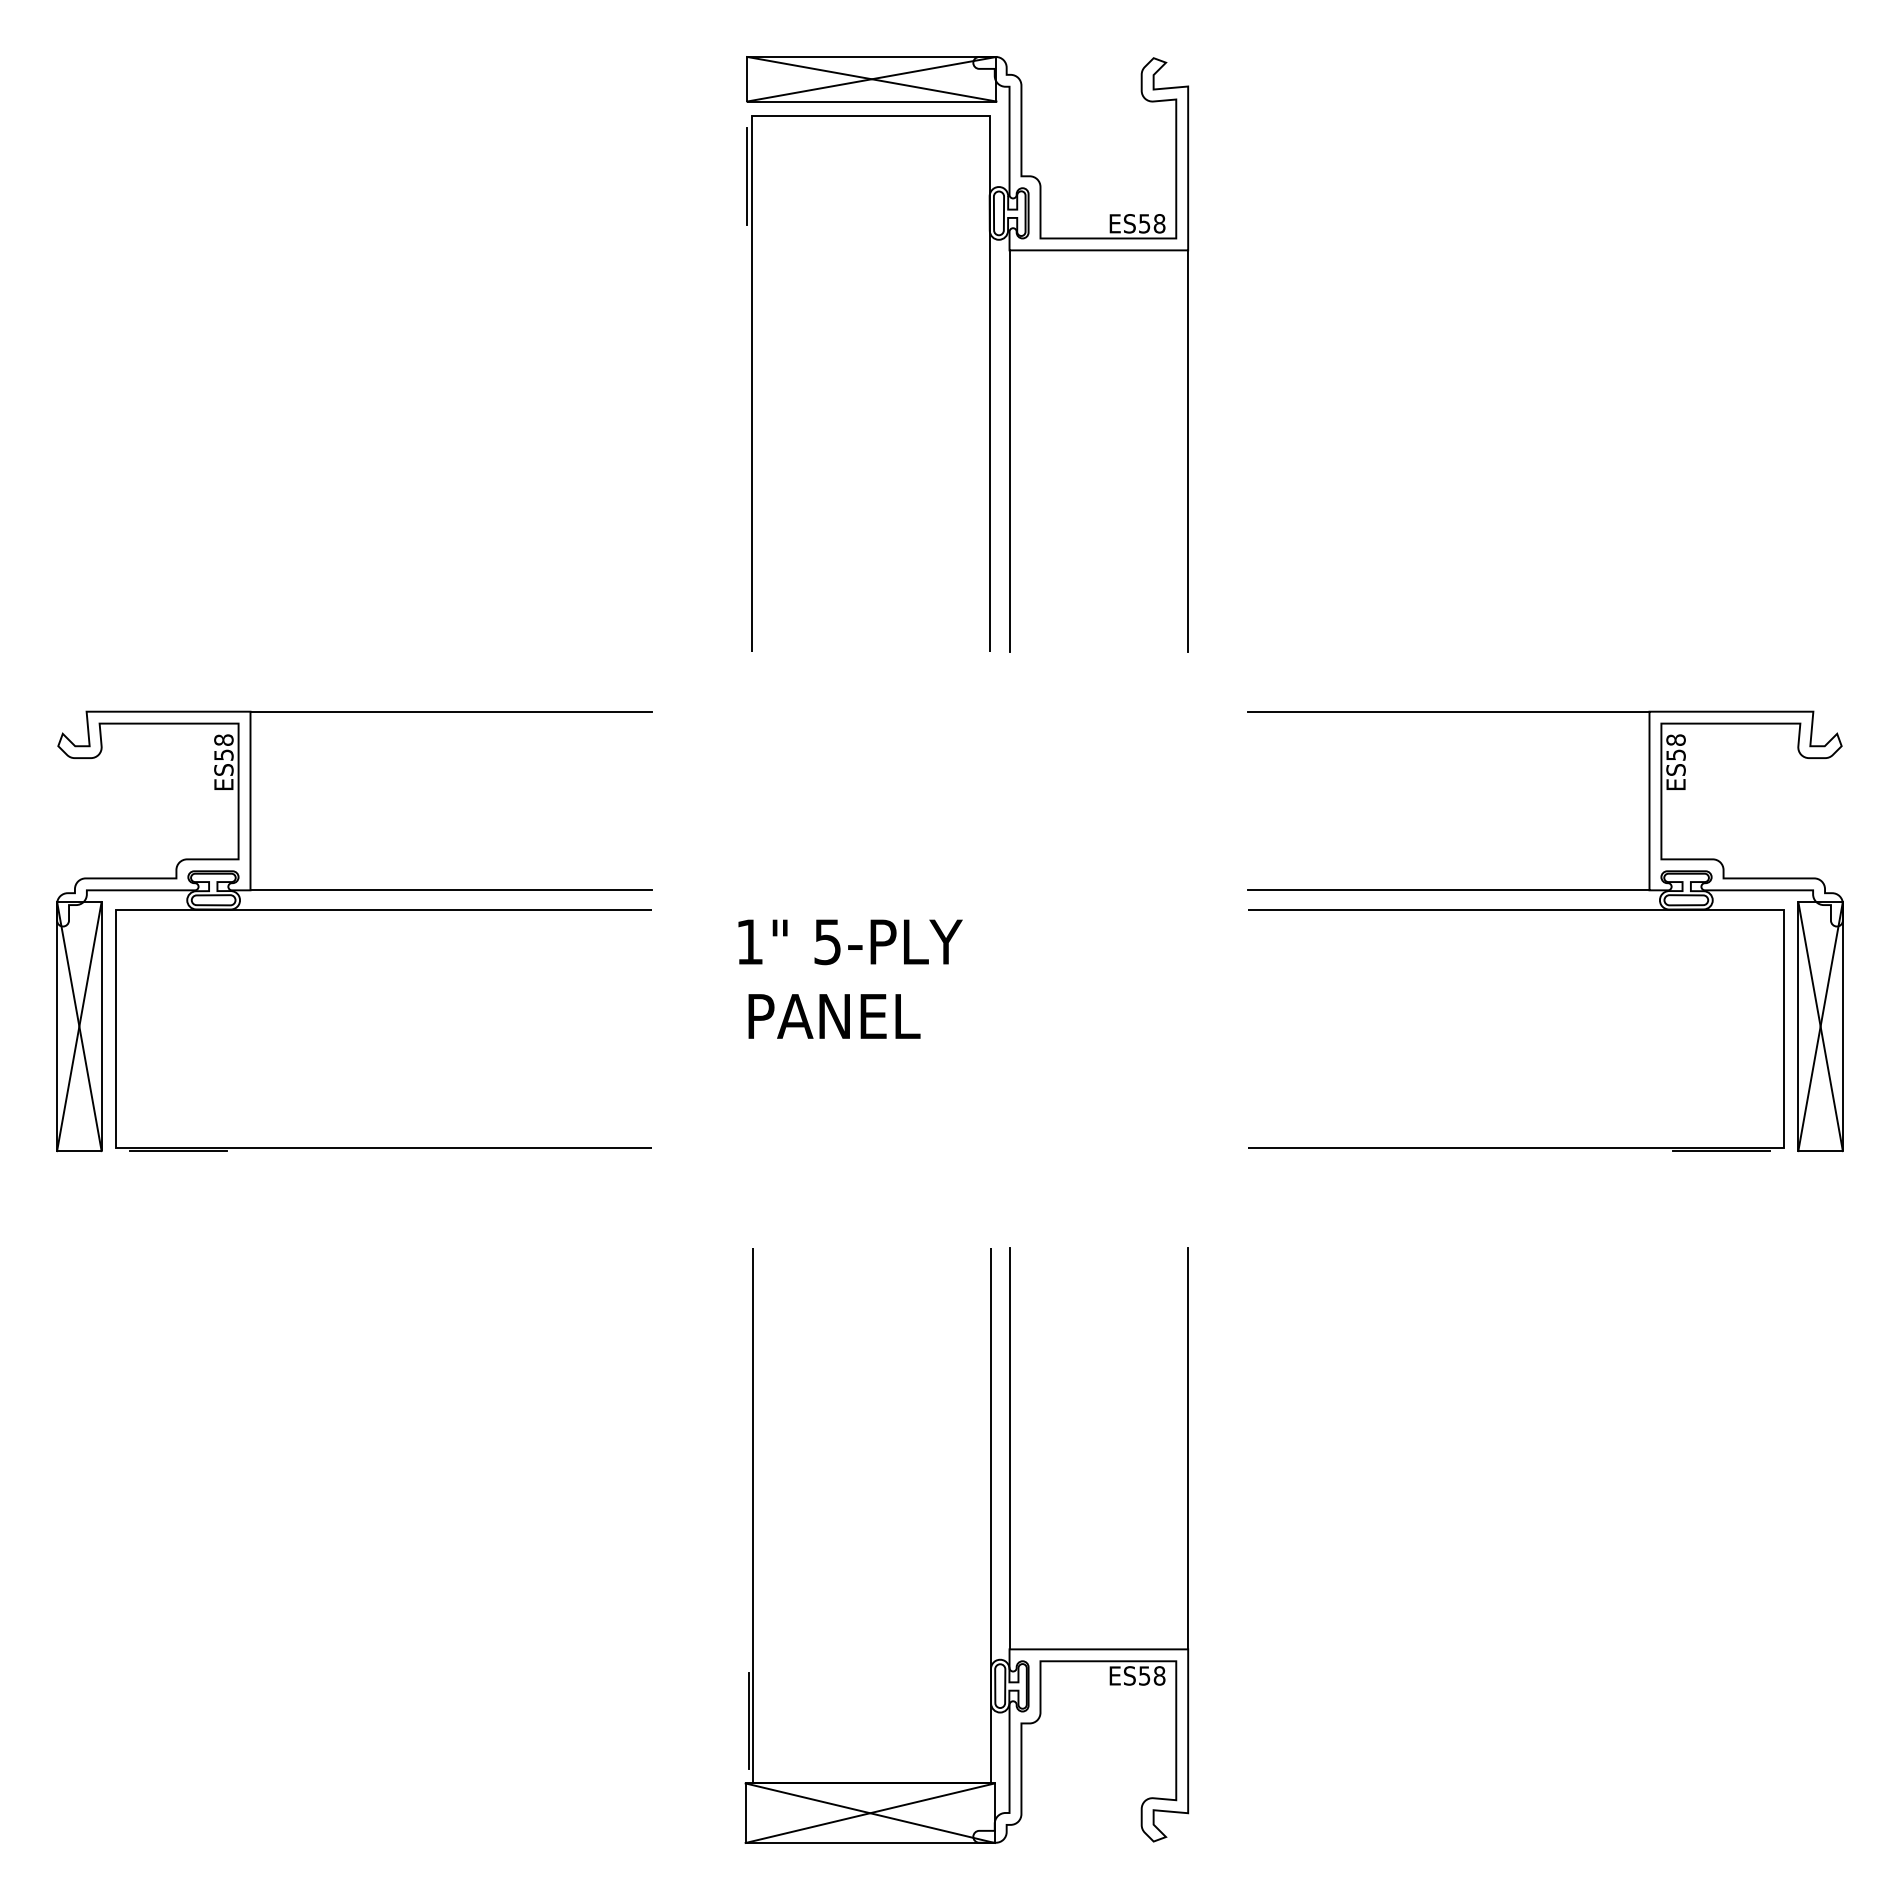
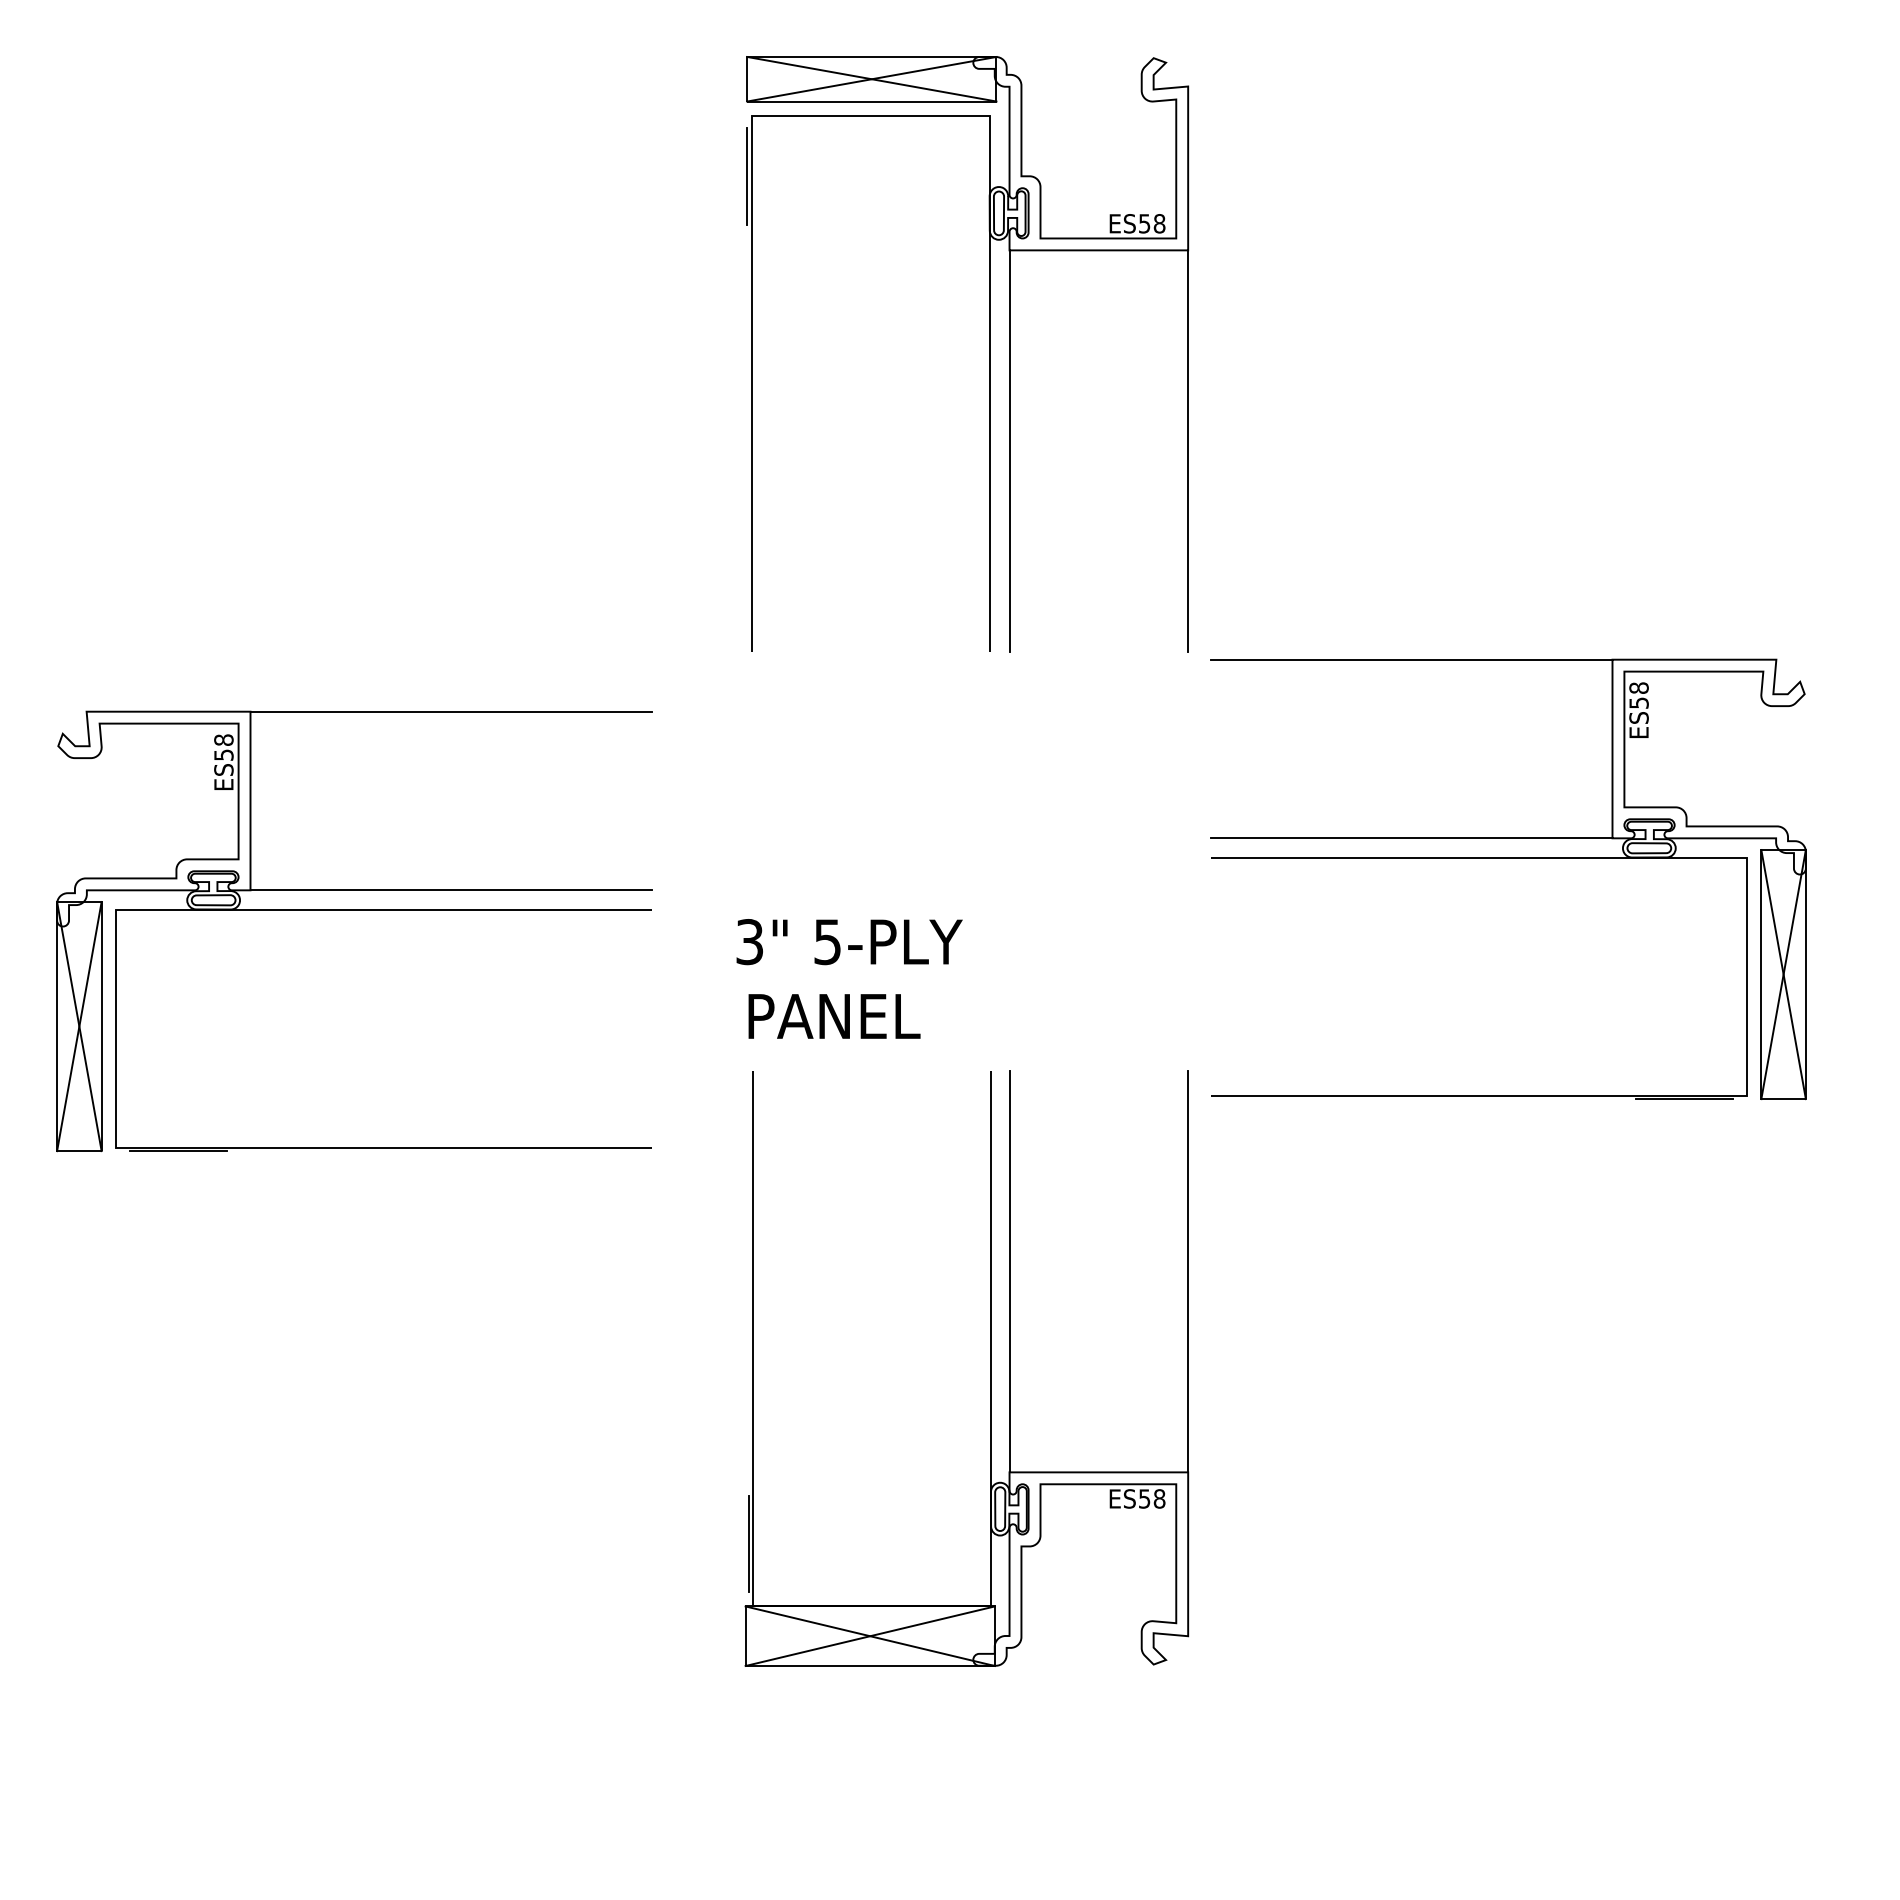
part position: (1545, 910) -> (1508, 858) (1508, 858)
text: 1" -> 3" (749, 942)
part position: (990, 1545) -> (990, 1368) (990, 1368)
